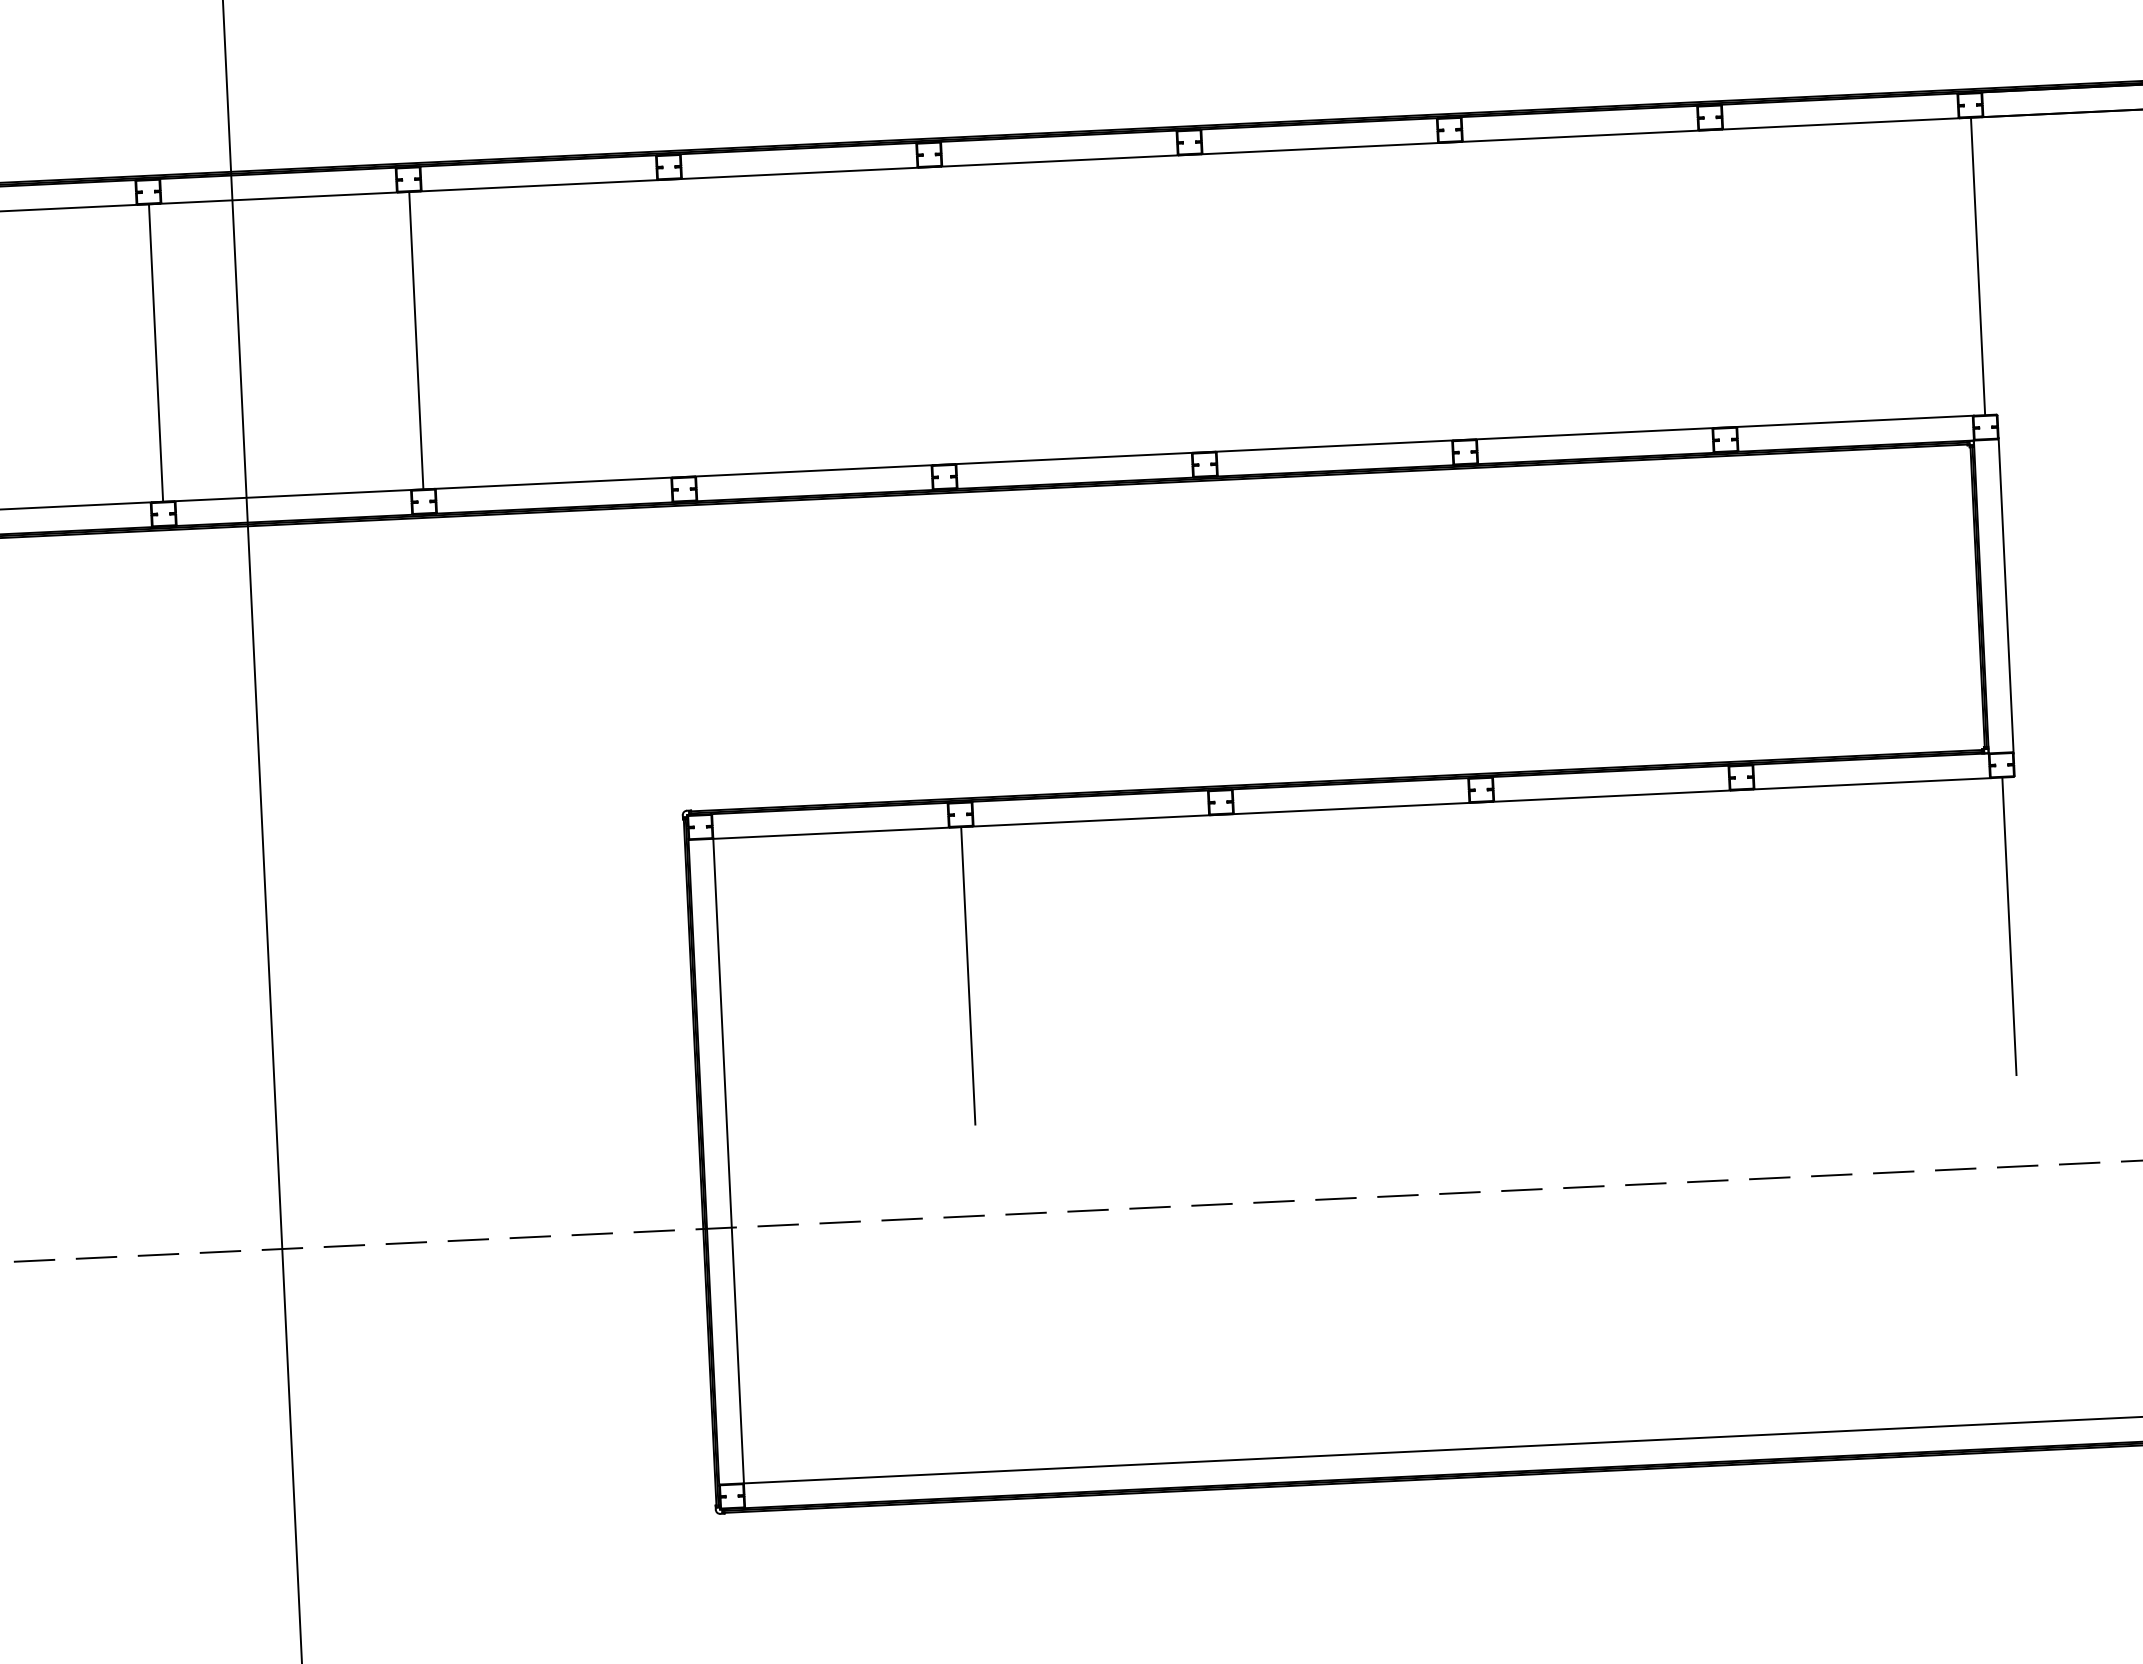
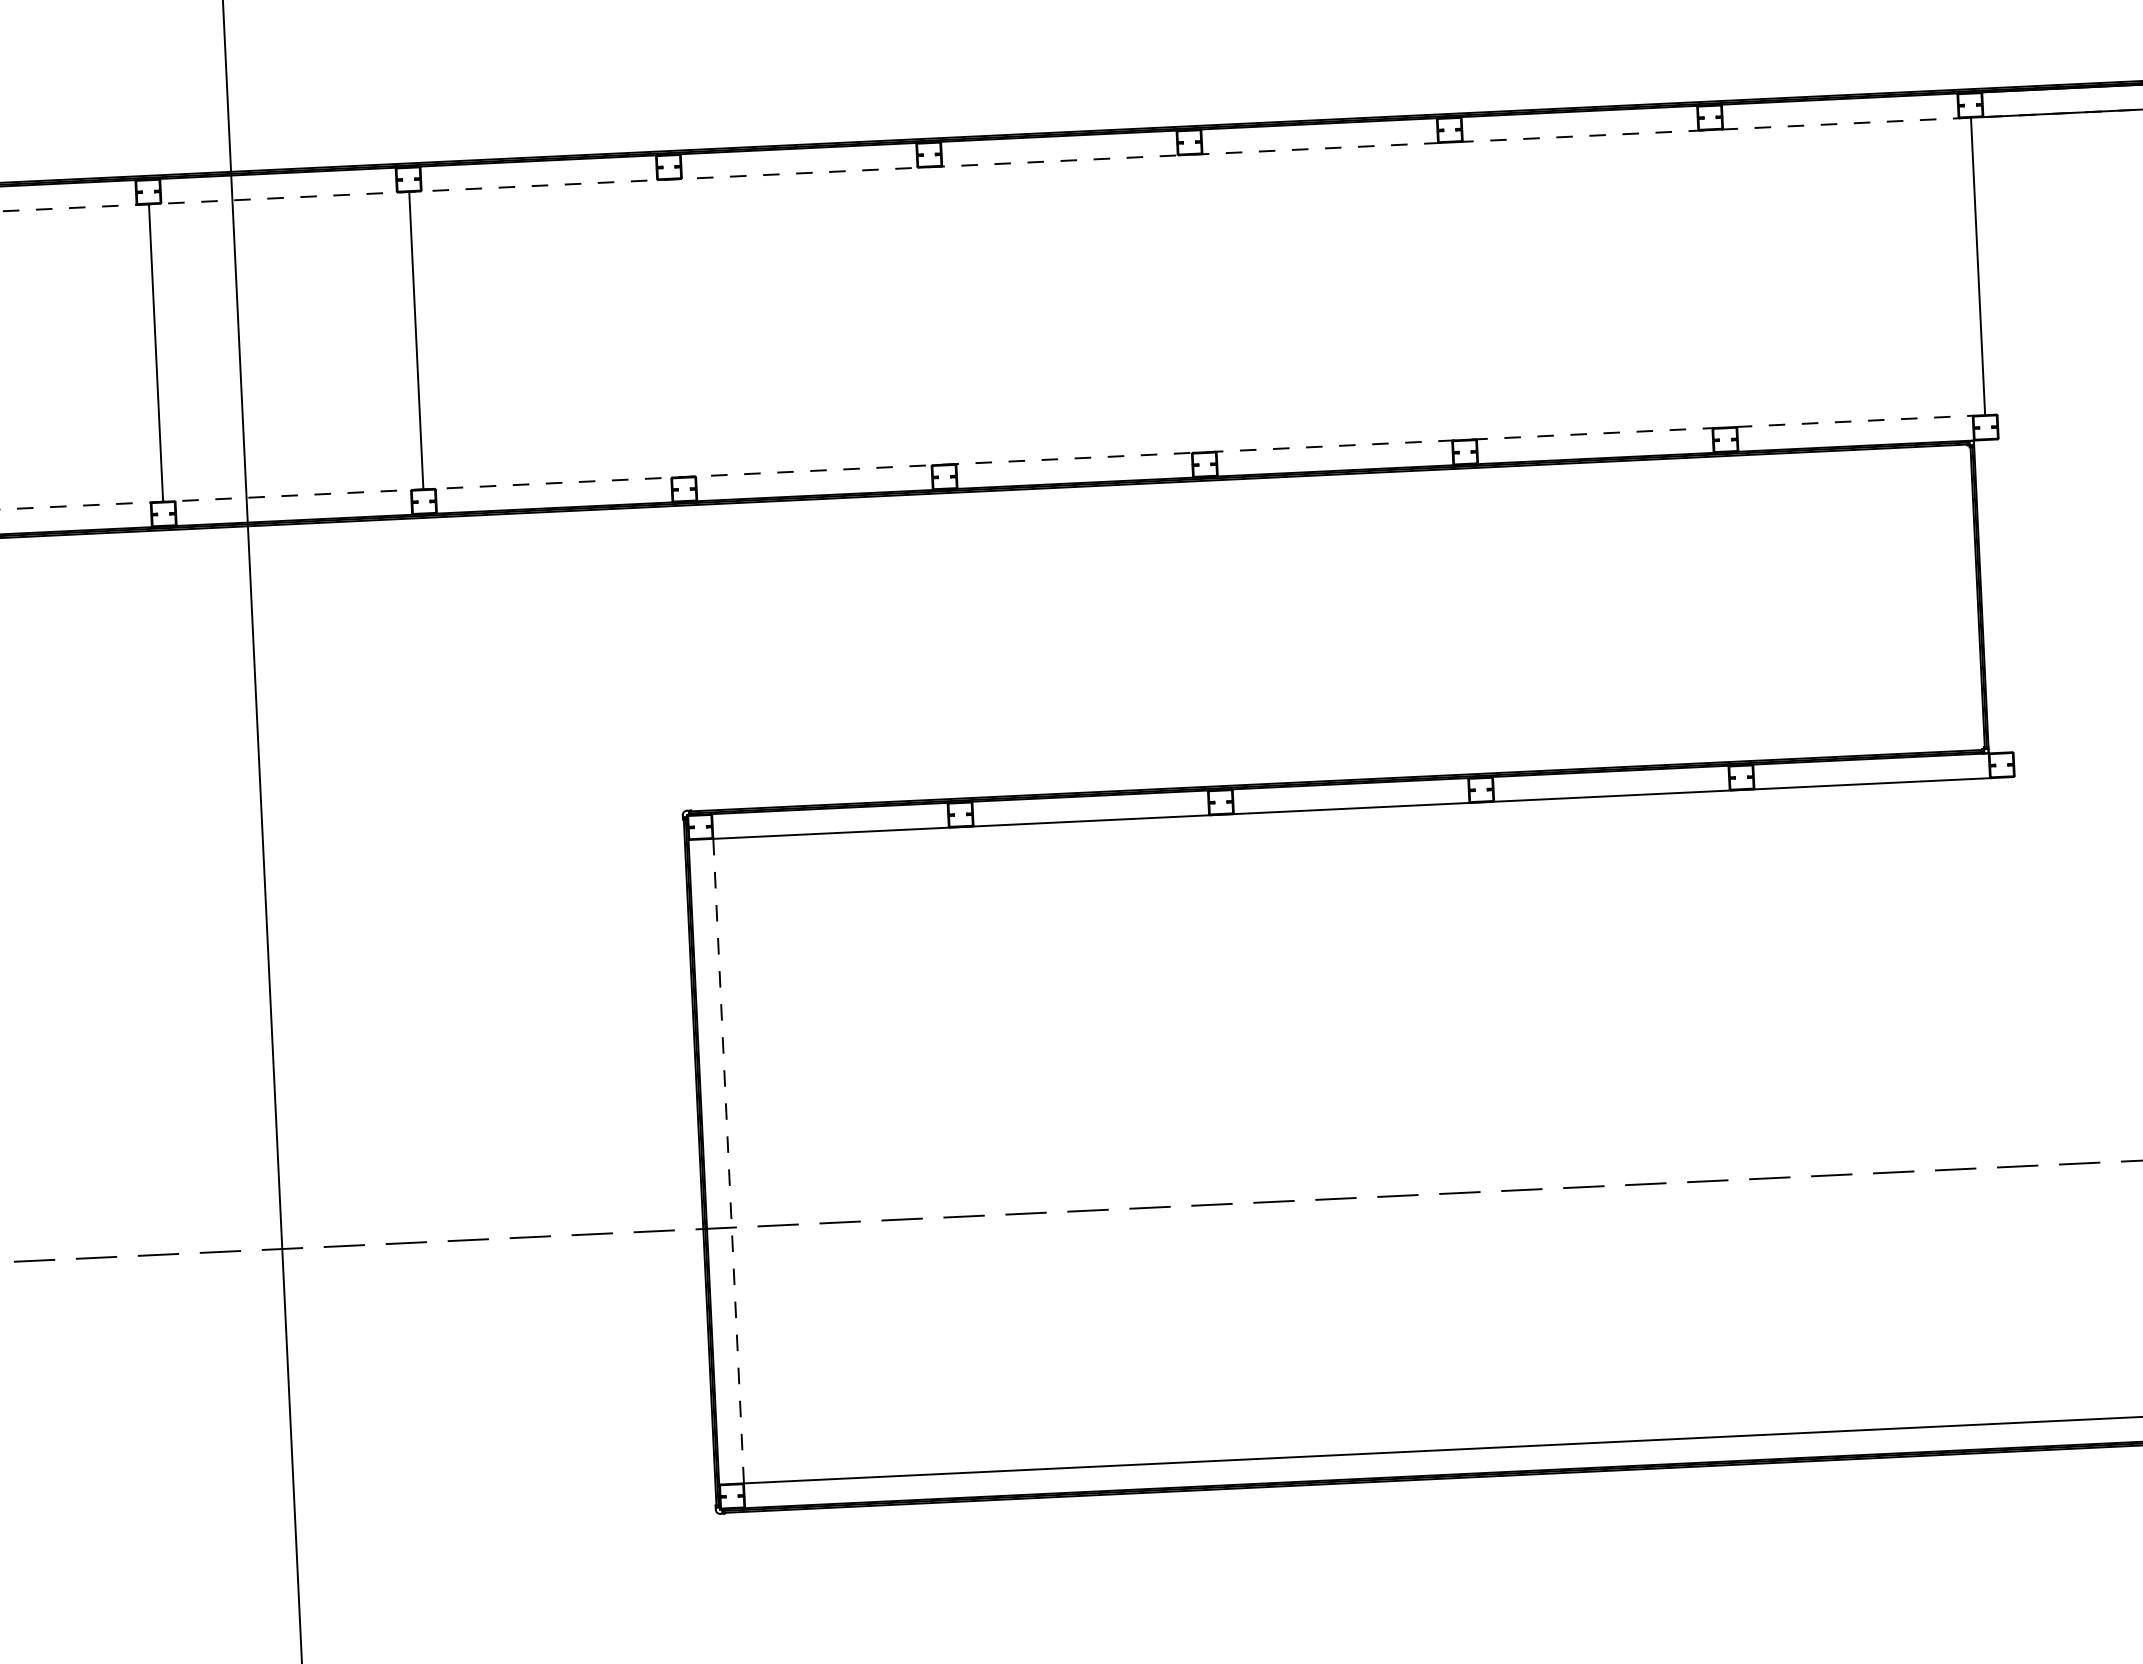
line: solid -> dashed (1072, 160)
line: solid -> dashed (987, 462)
line: present -> none (2005, 595)
line: present -> none (2009, 926)
line: present -> none (968, 975)
line: solid -> dashed (728, 1161)
